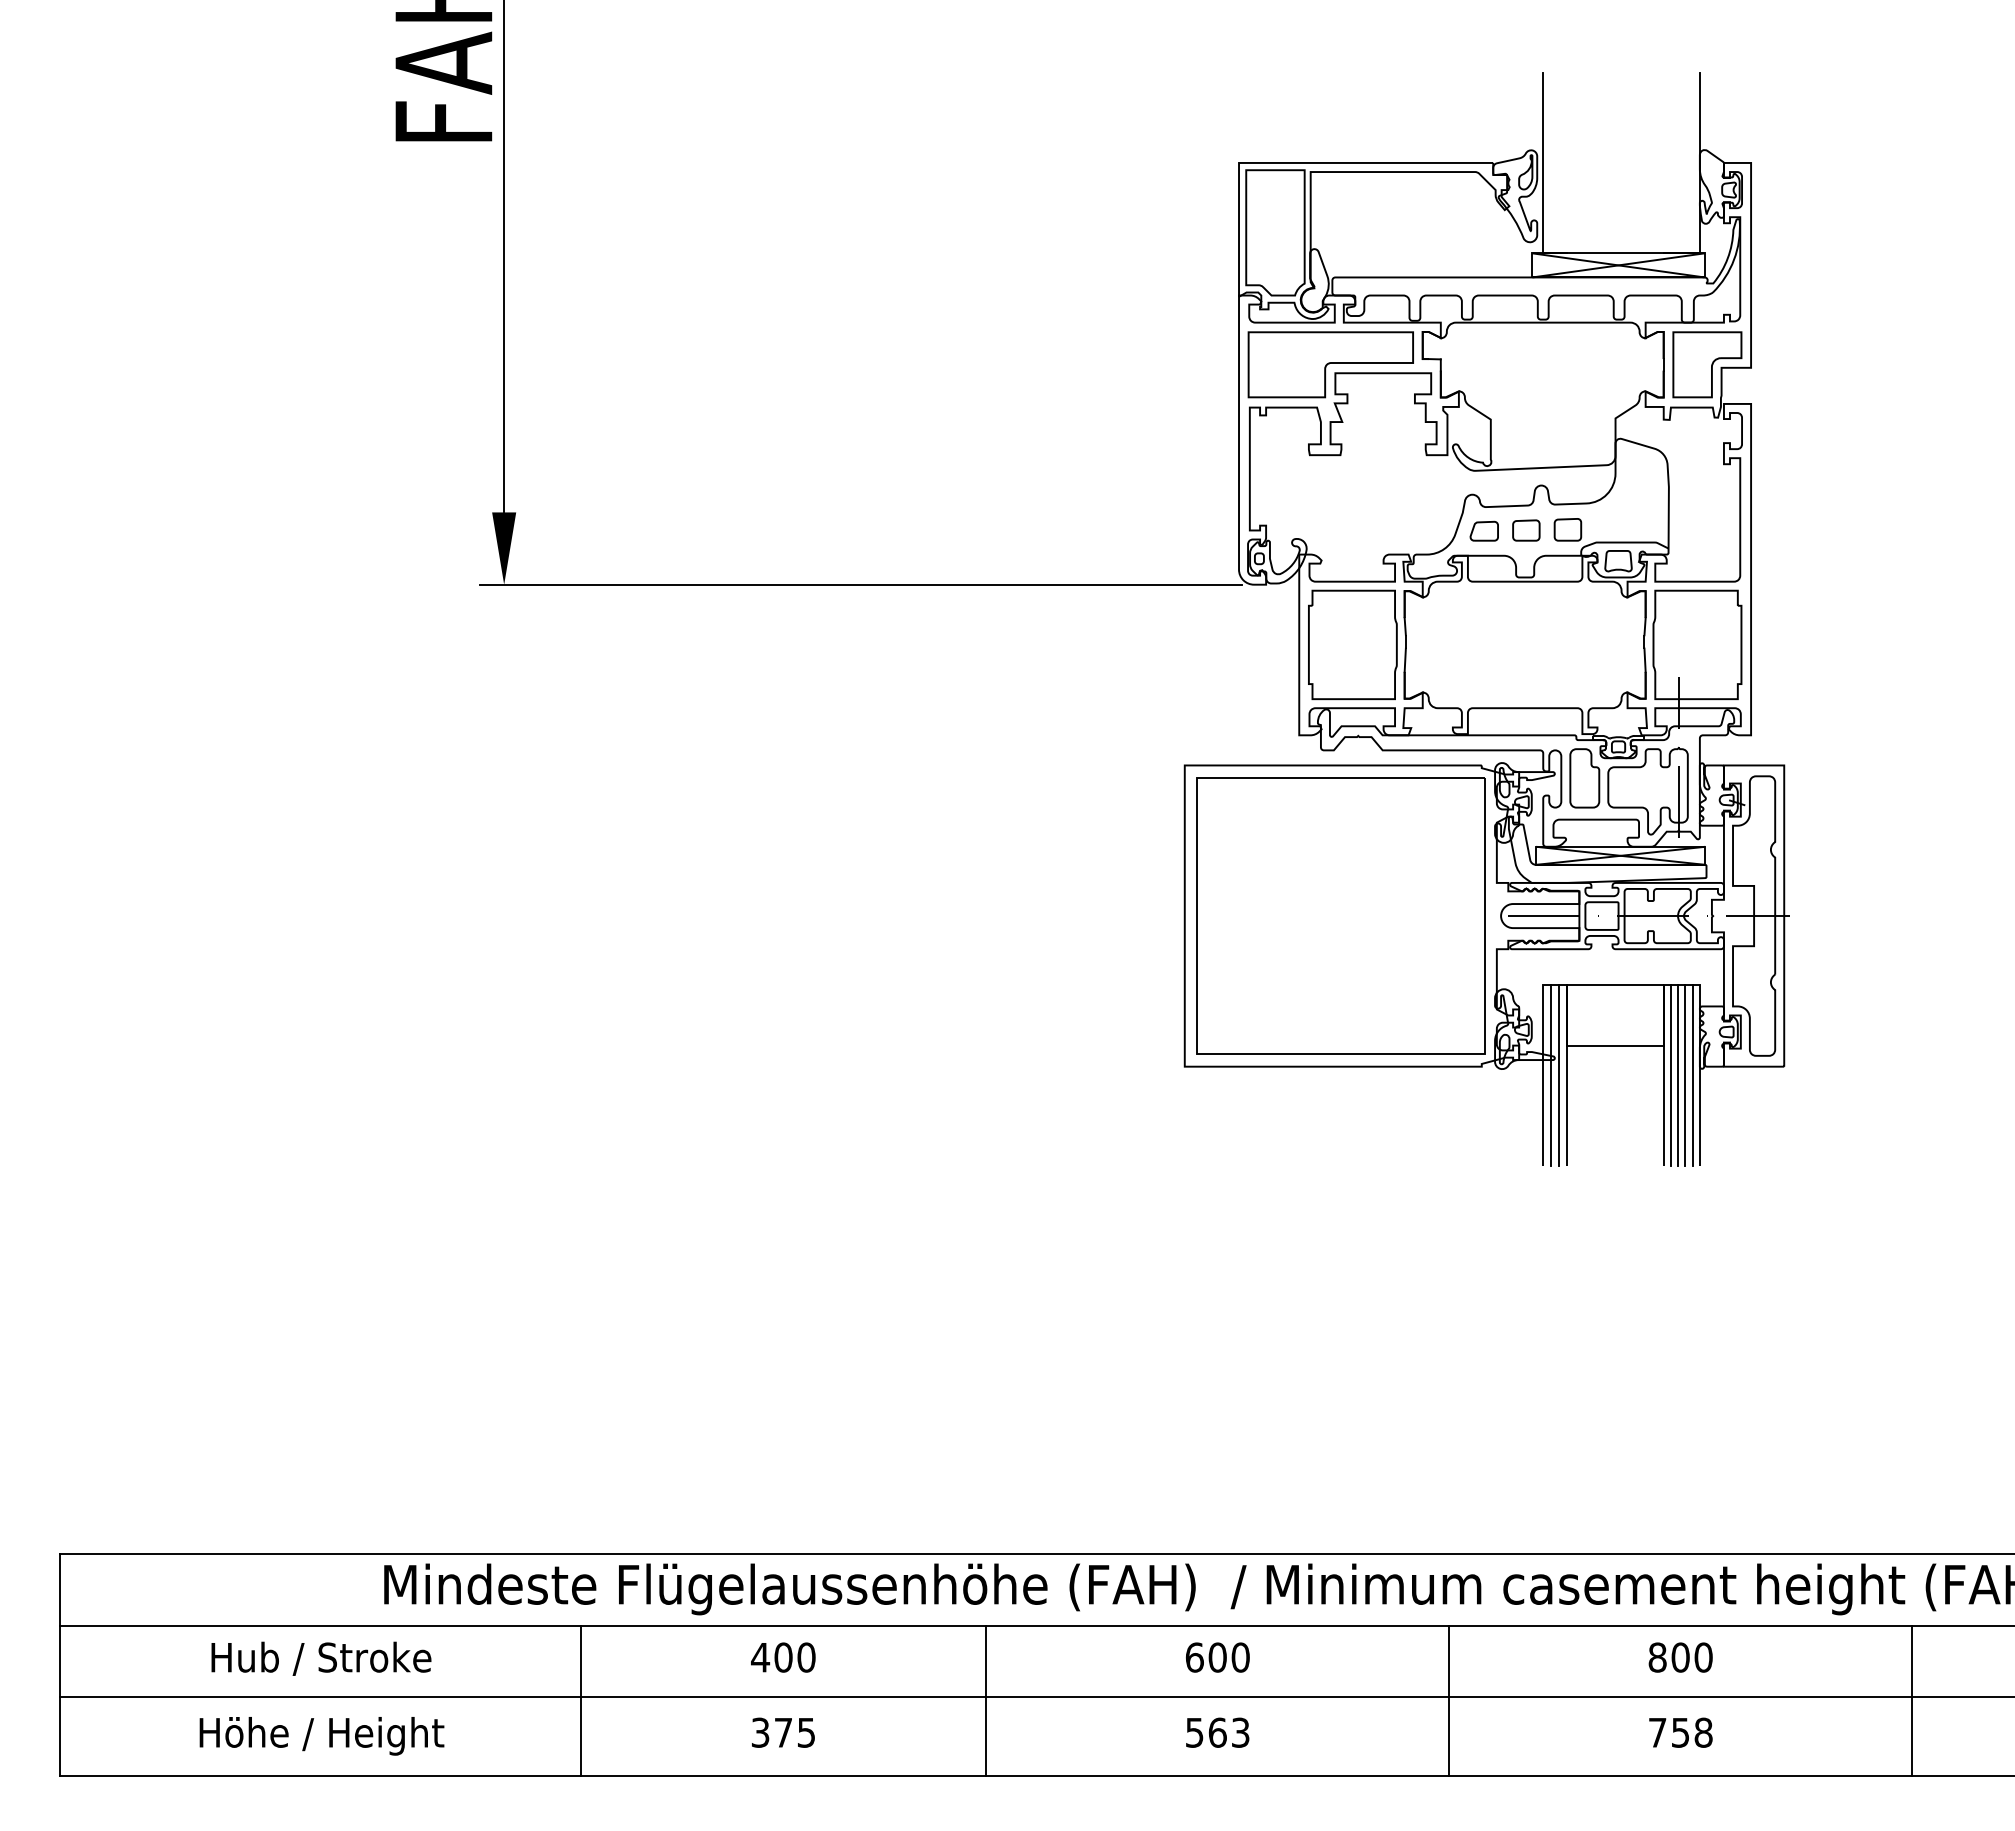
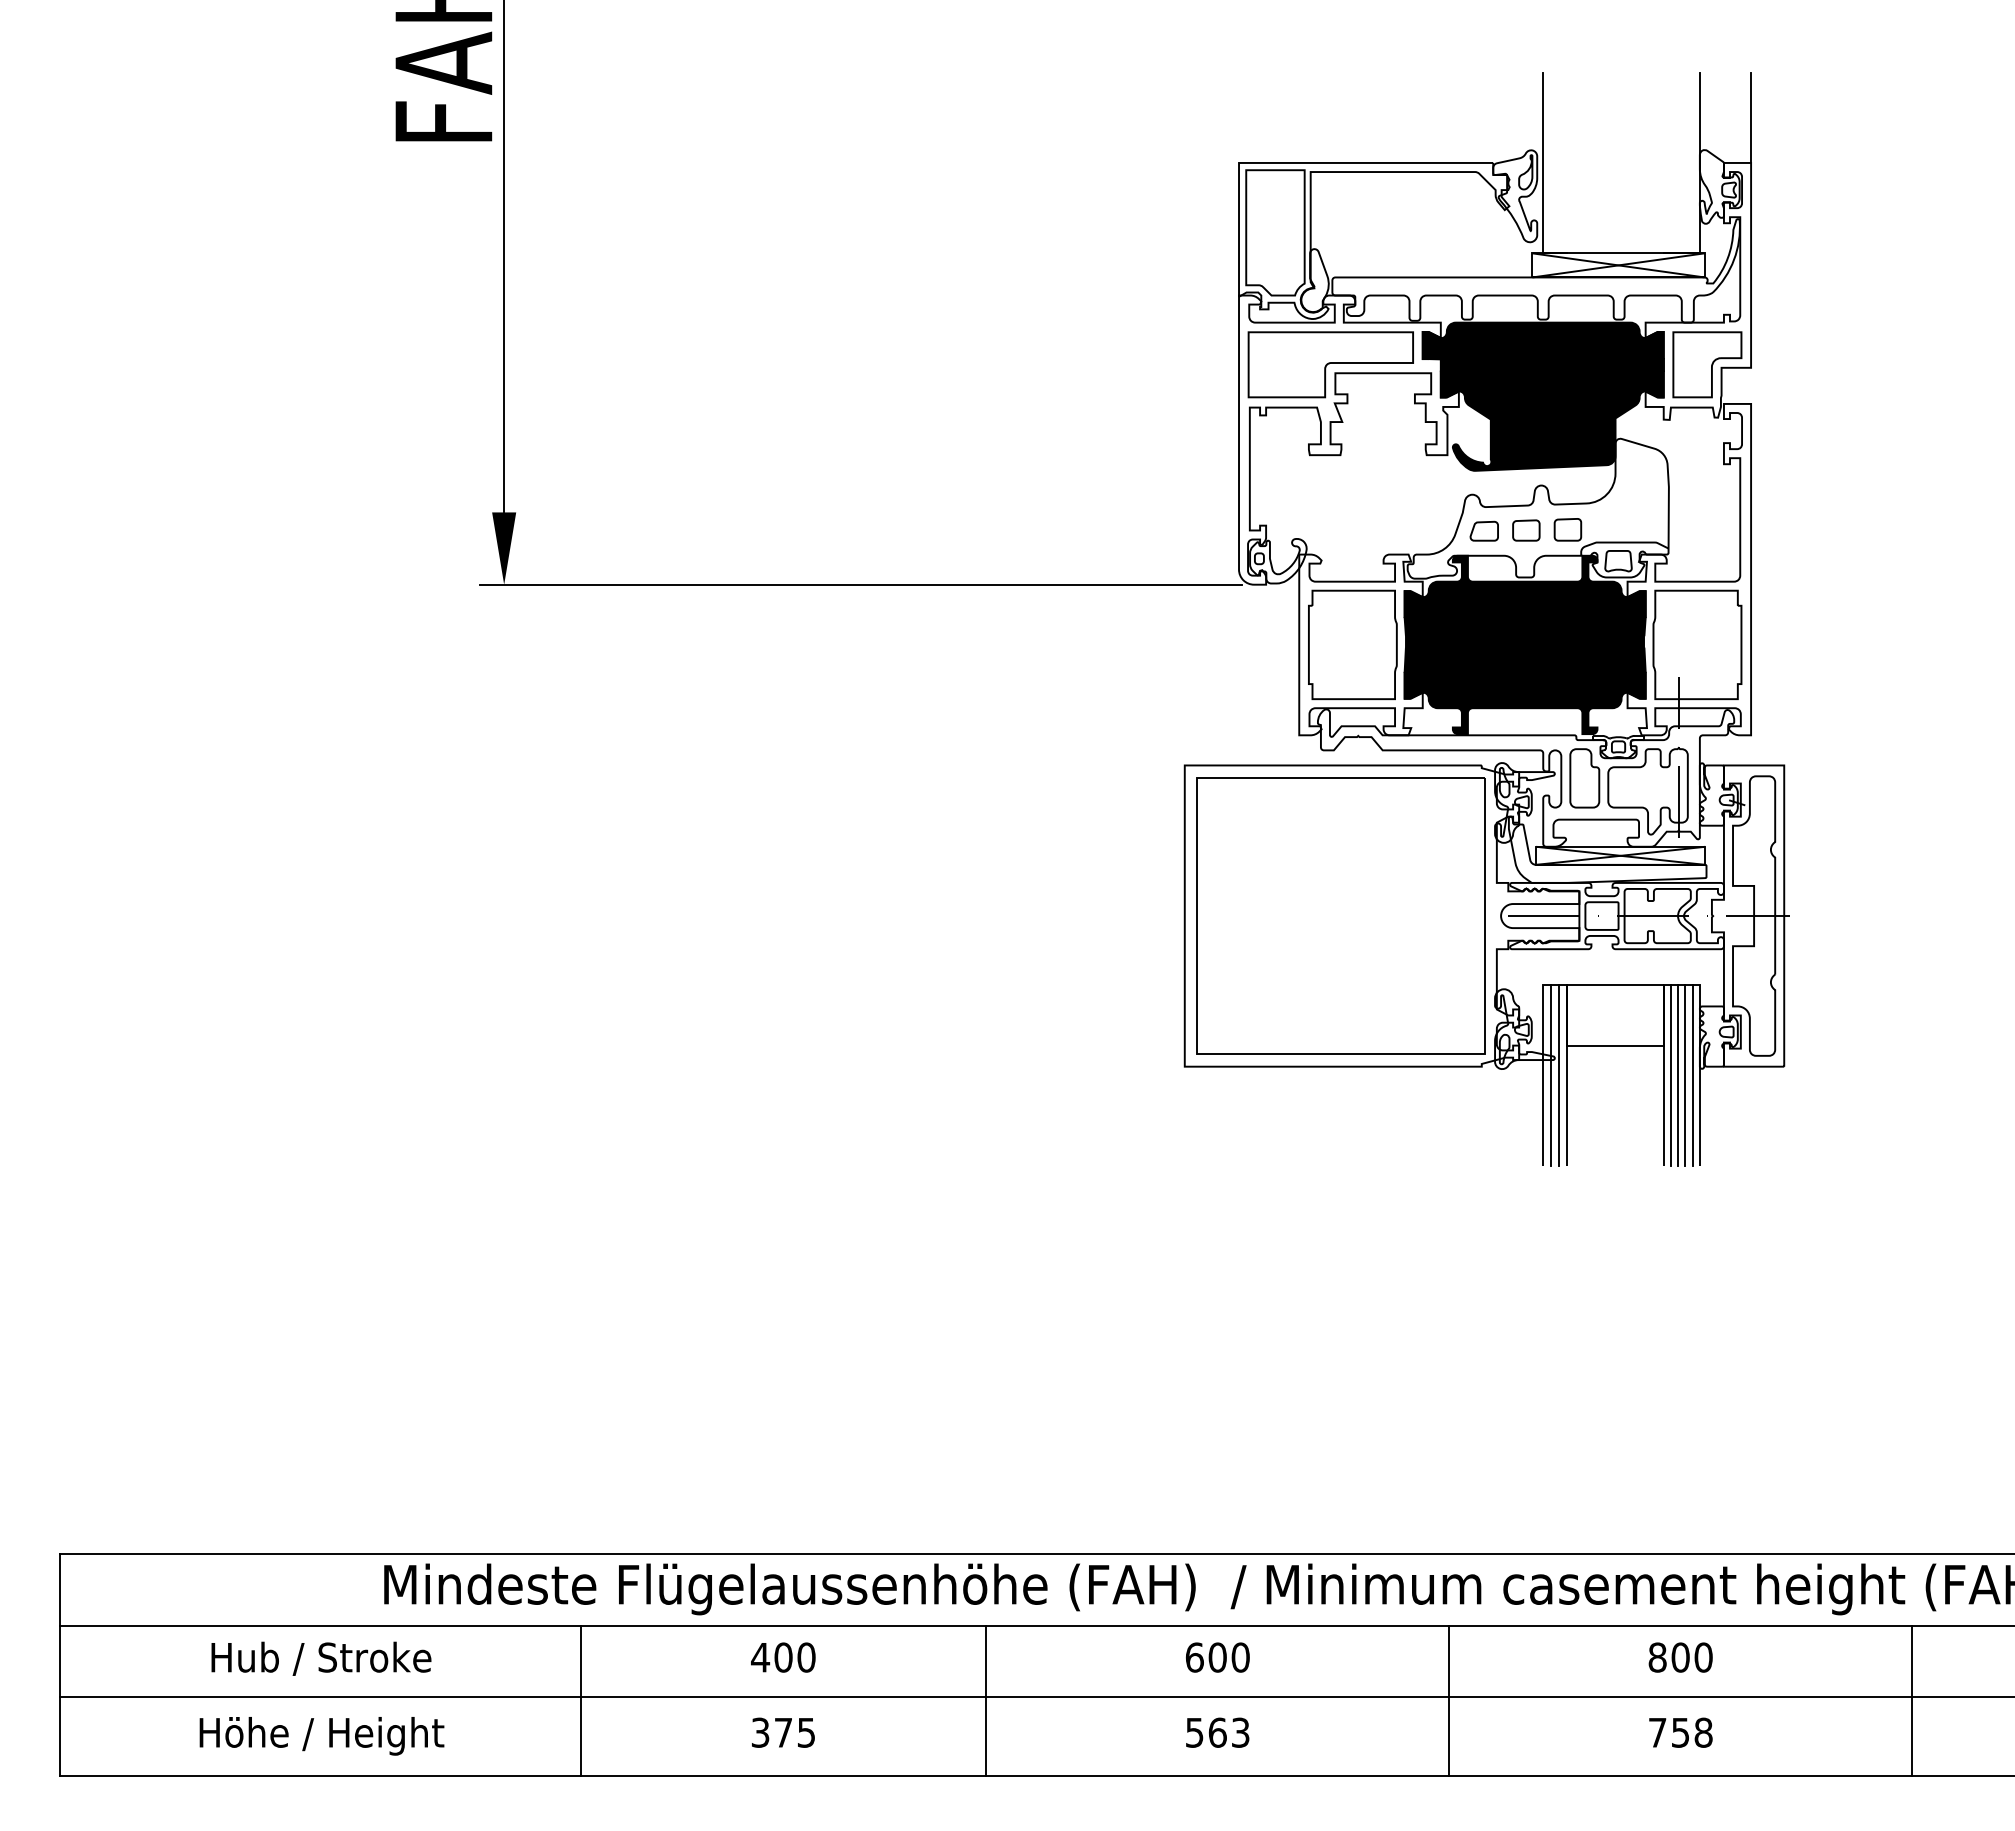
line: none -> present (1751, 117)
fill: none -> present (1542, 396)
fill: none -> present (1524, 644)
